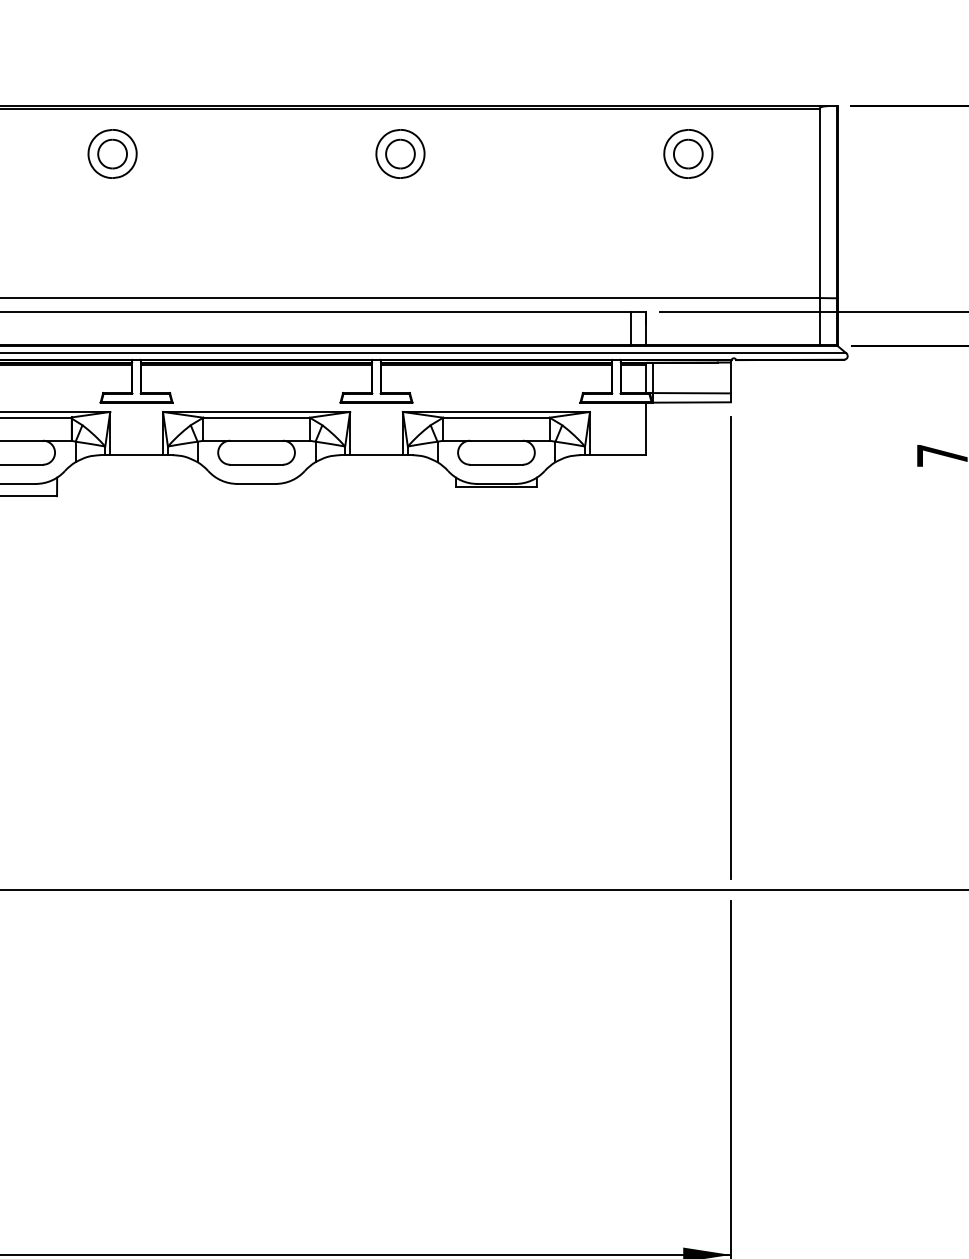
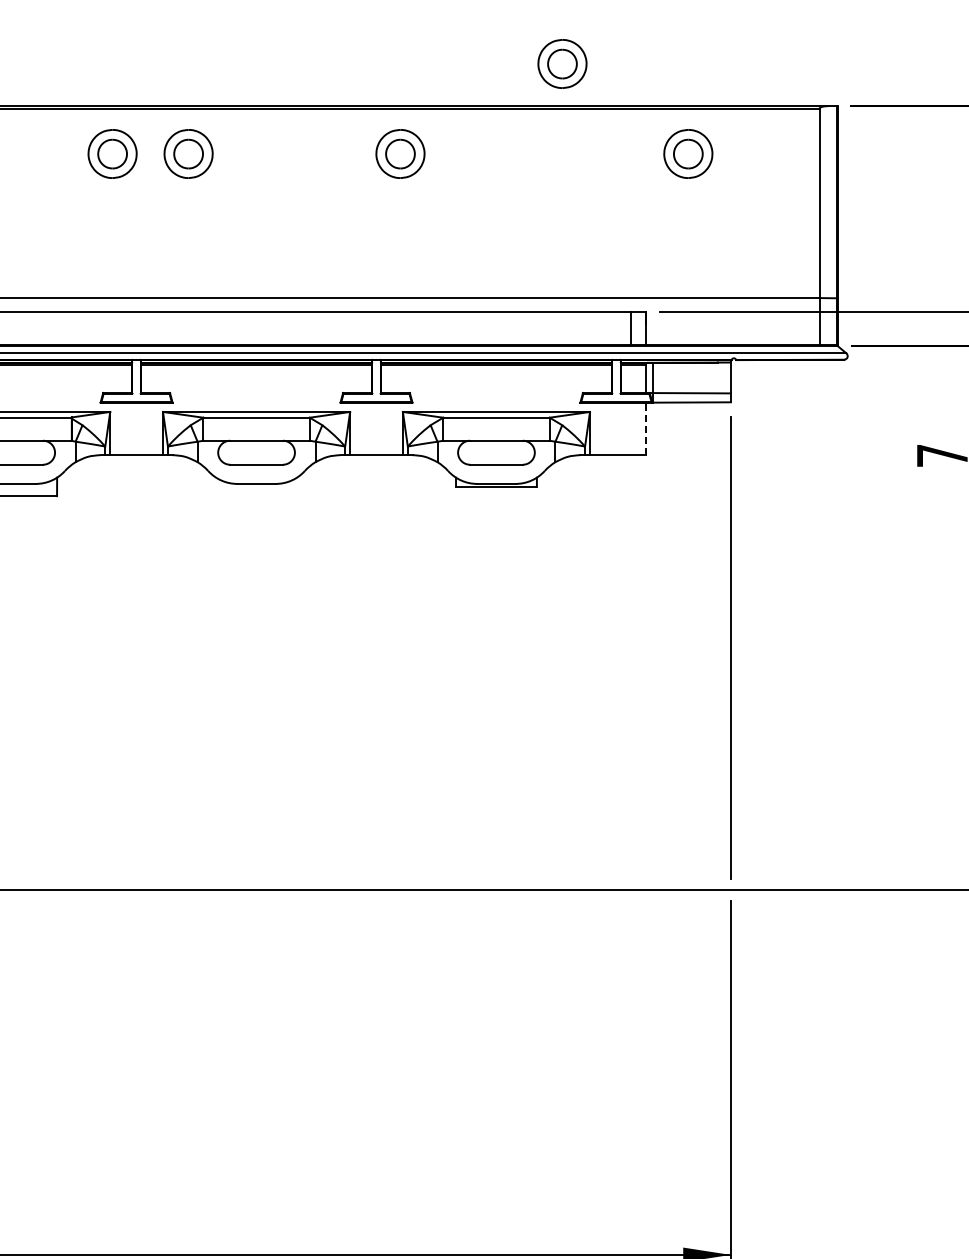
part: none -> present (562, 63)
part: none -> present (188, 153)
line: solid -> dashed (645, 428)
